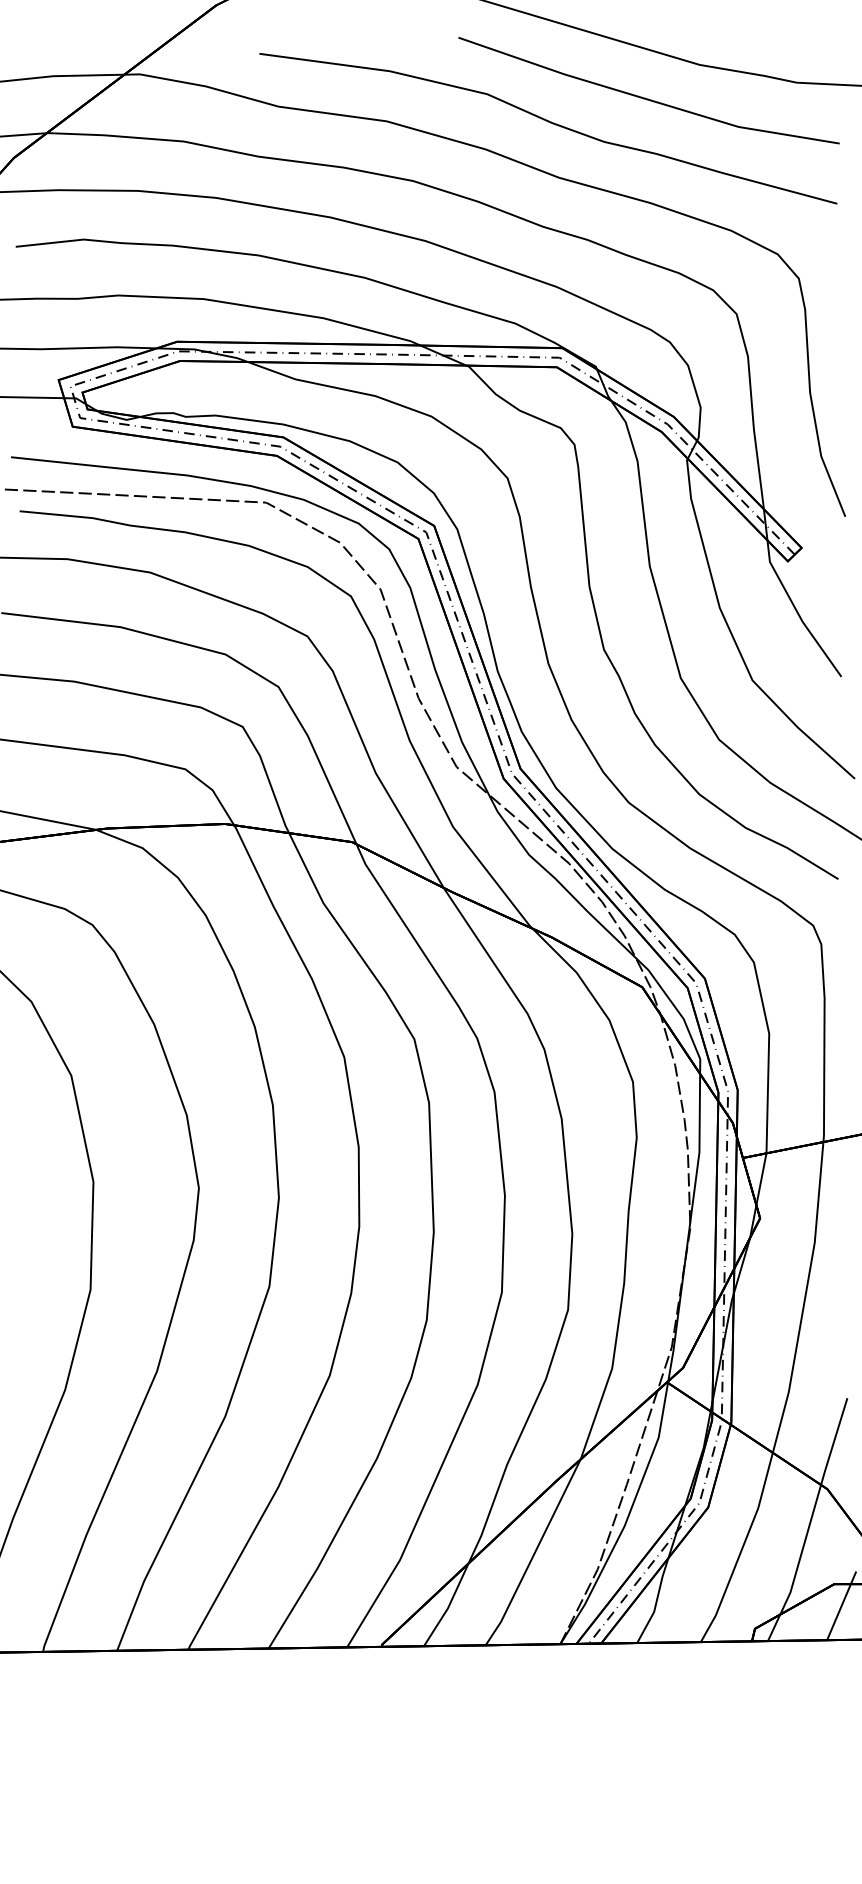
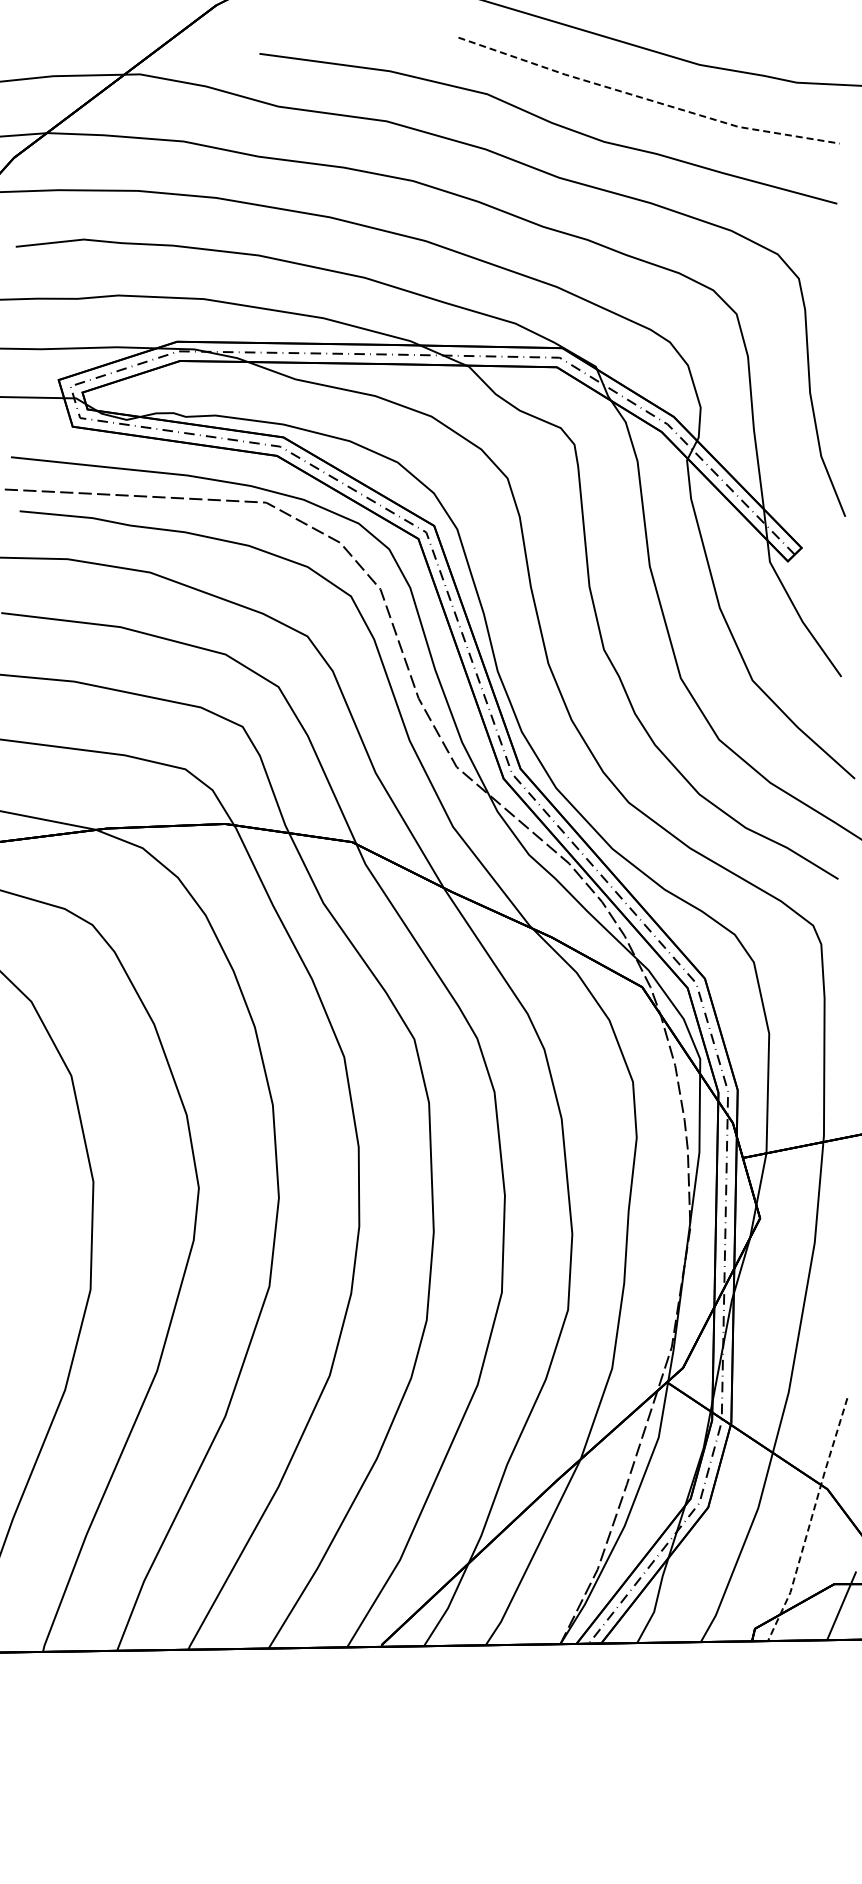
line: solid -> dashed (647, 99)
line: solid -> dashed (810, 1521)
